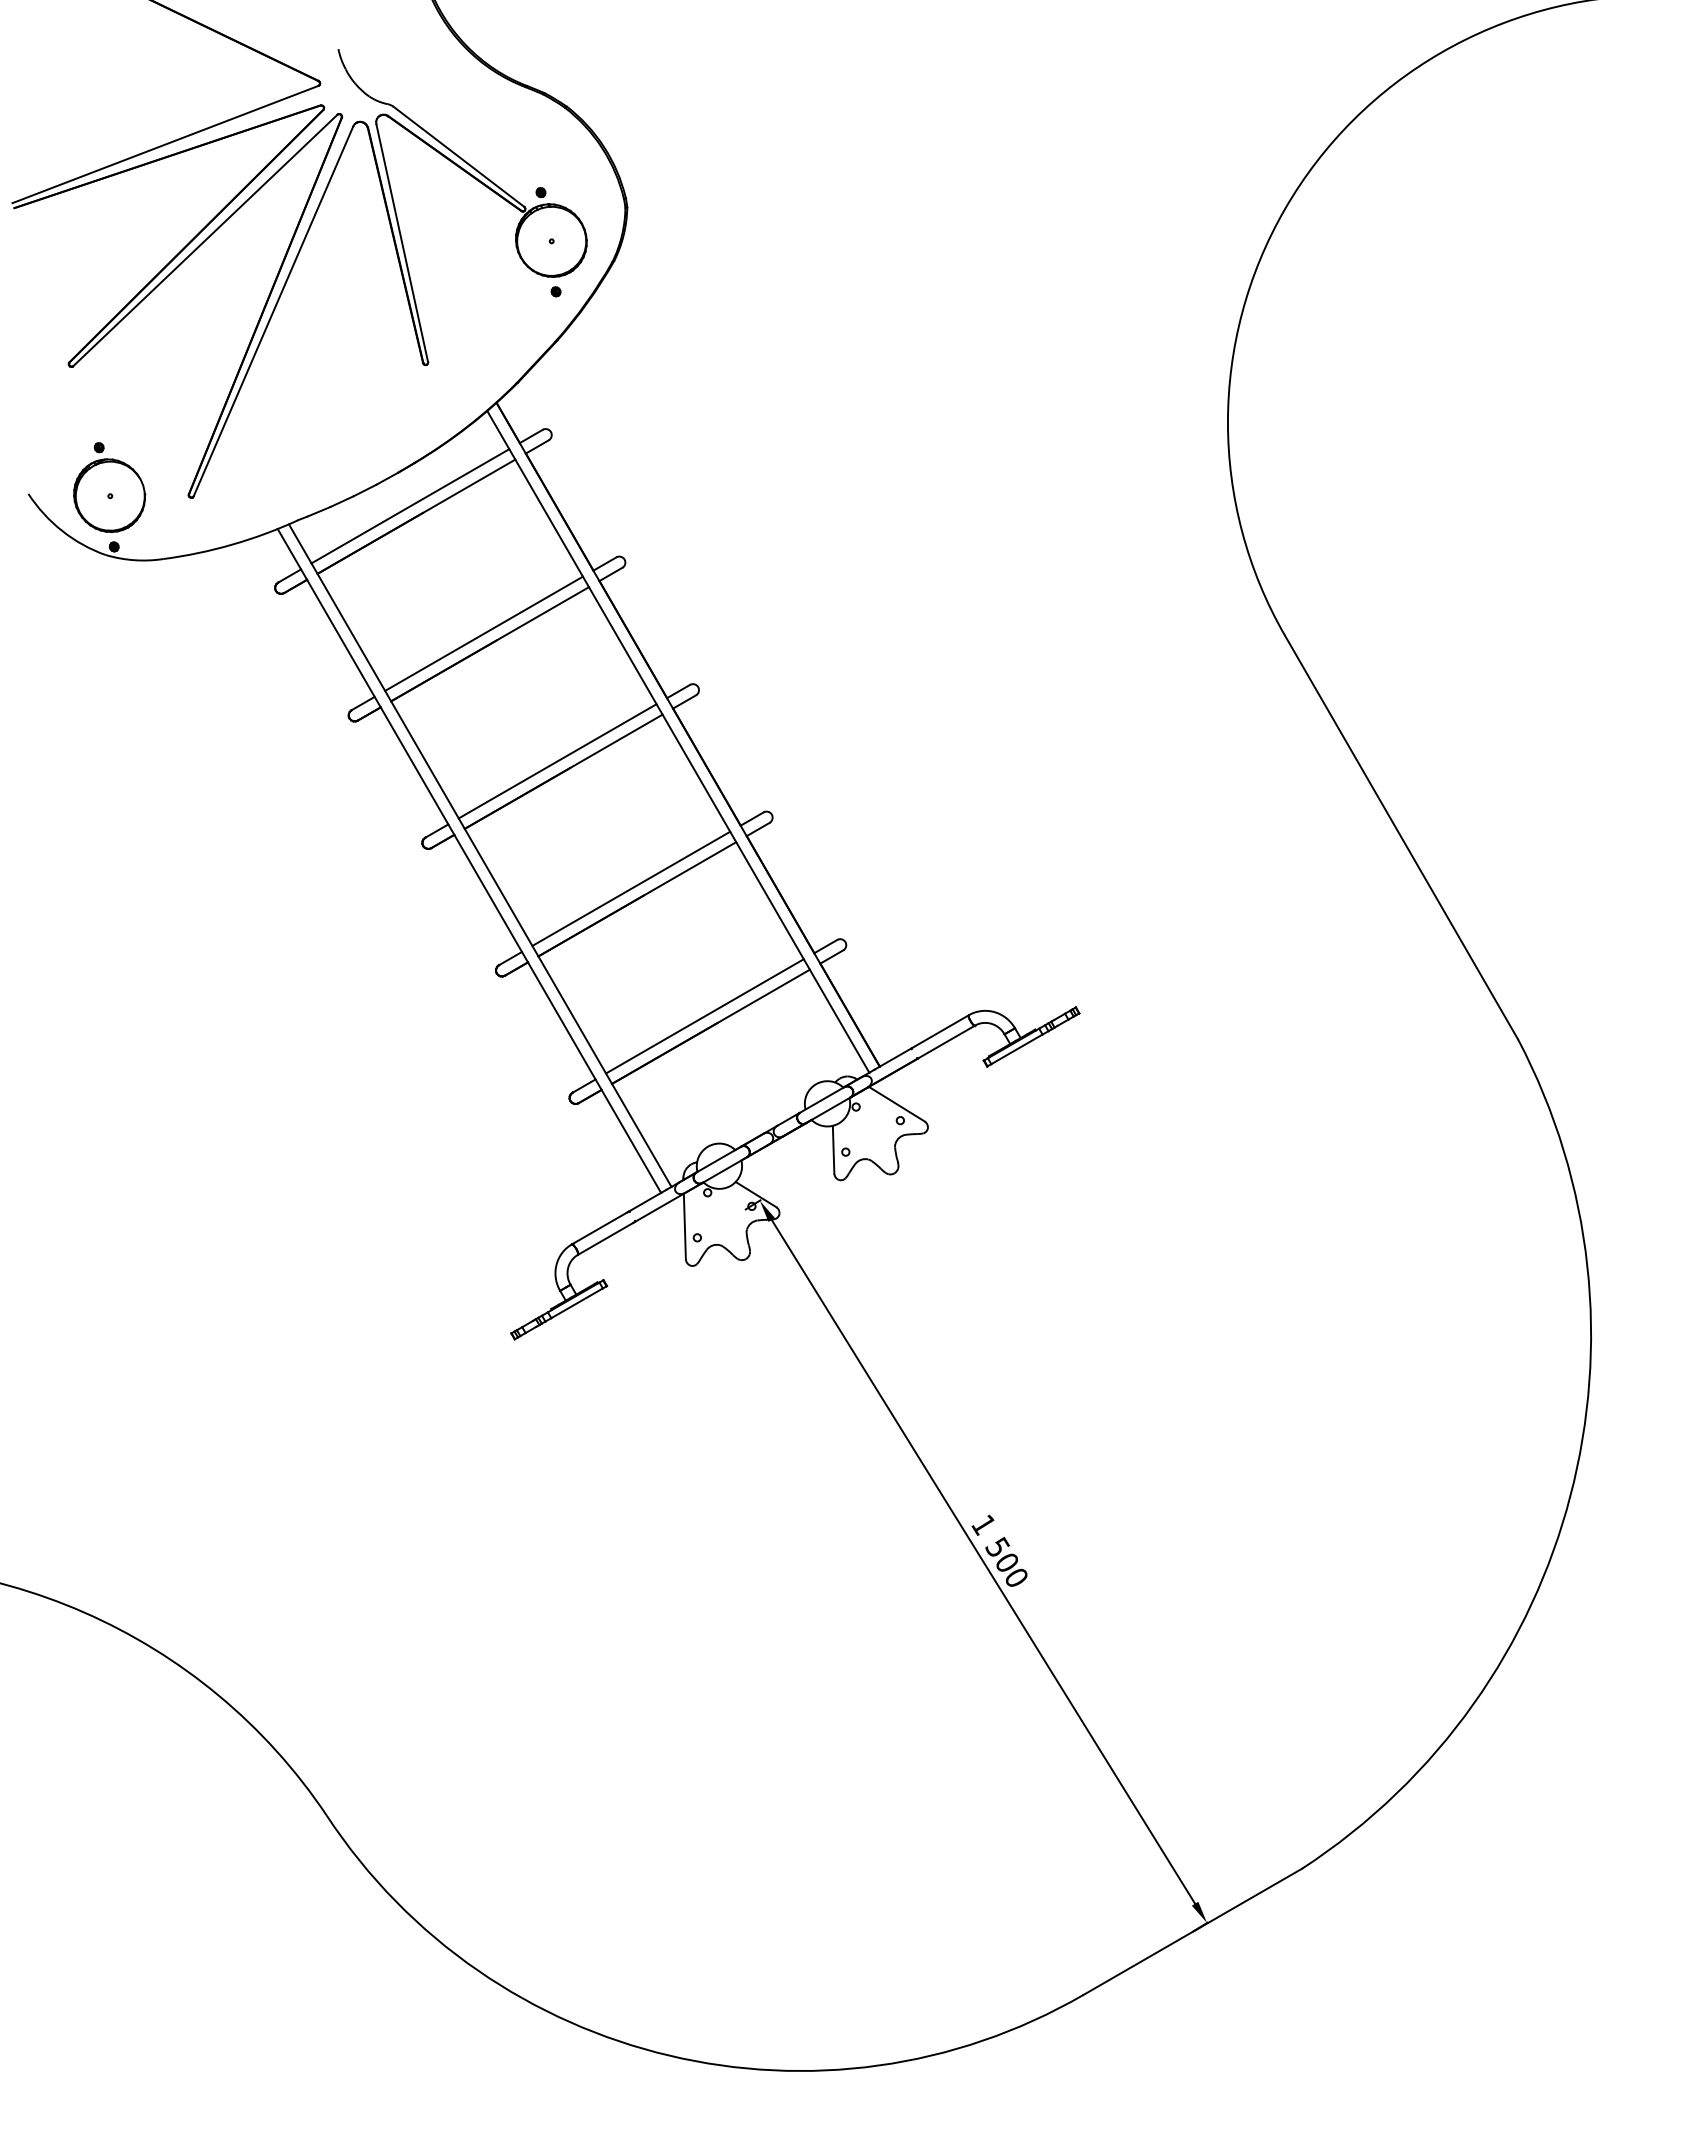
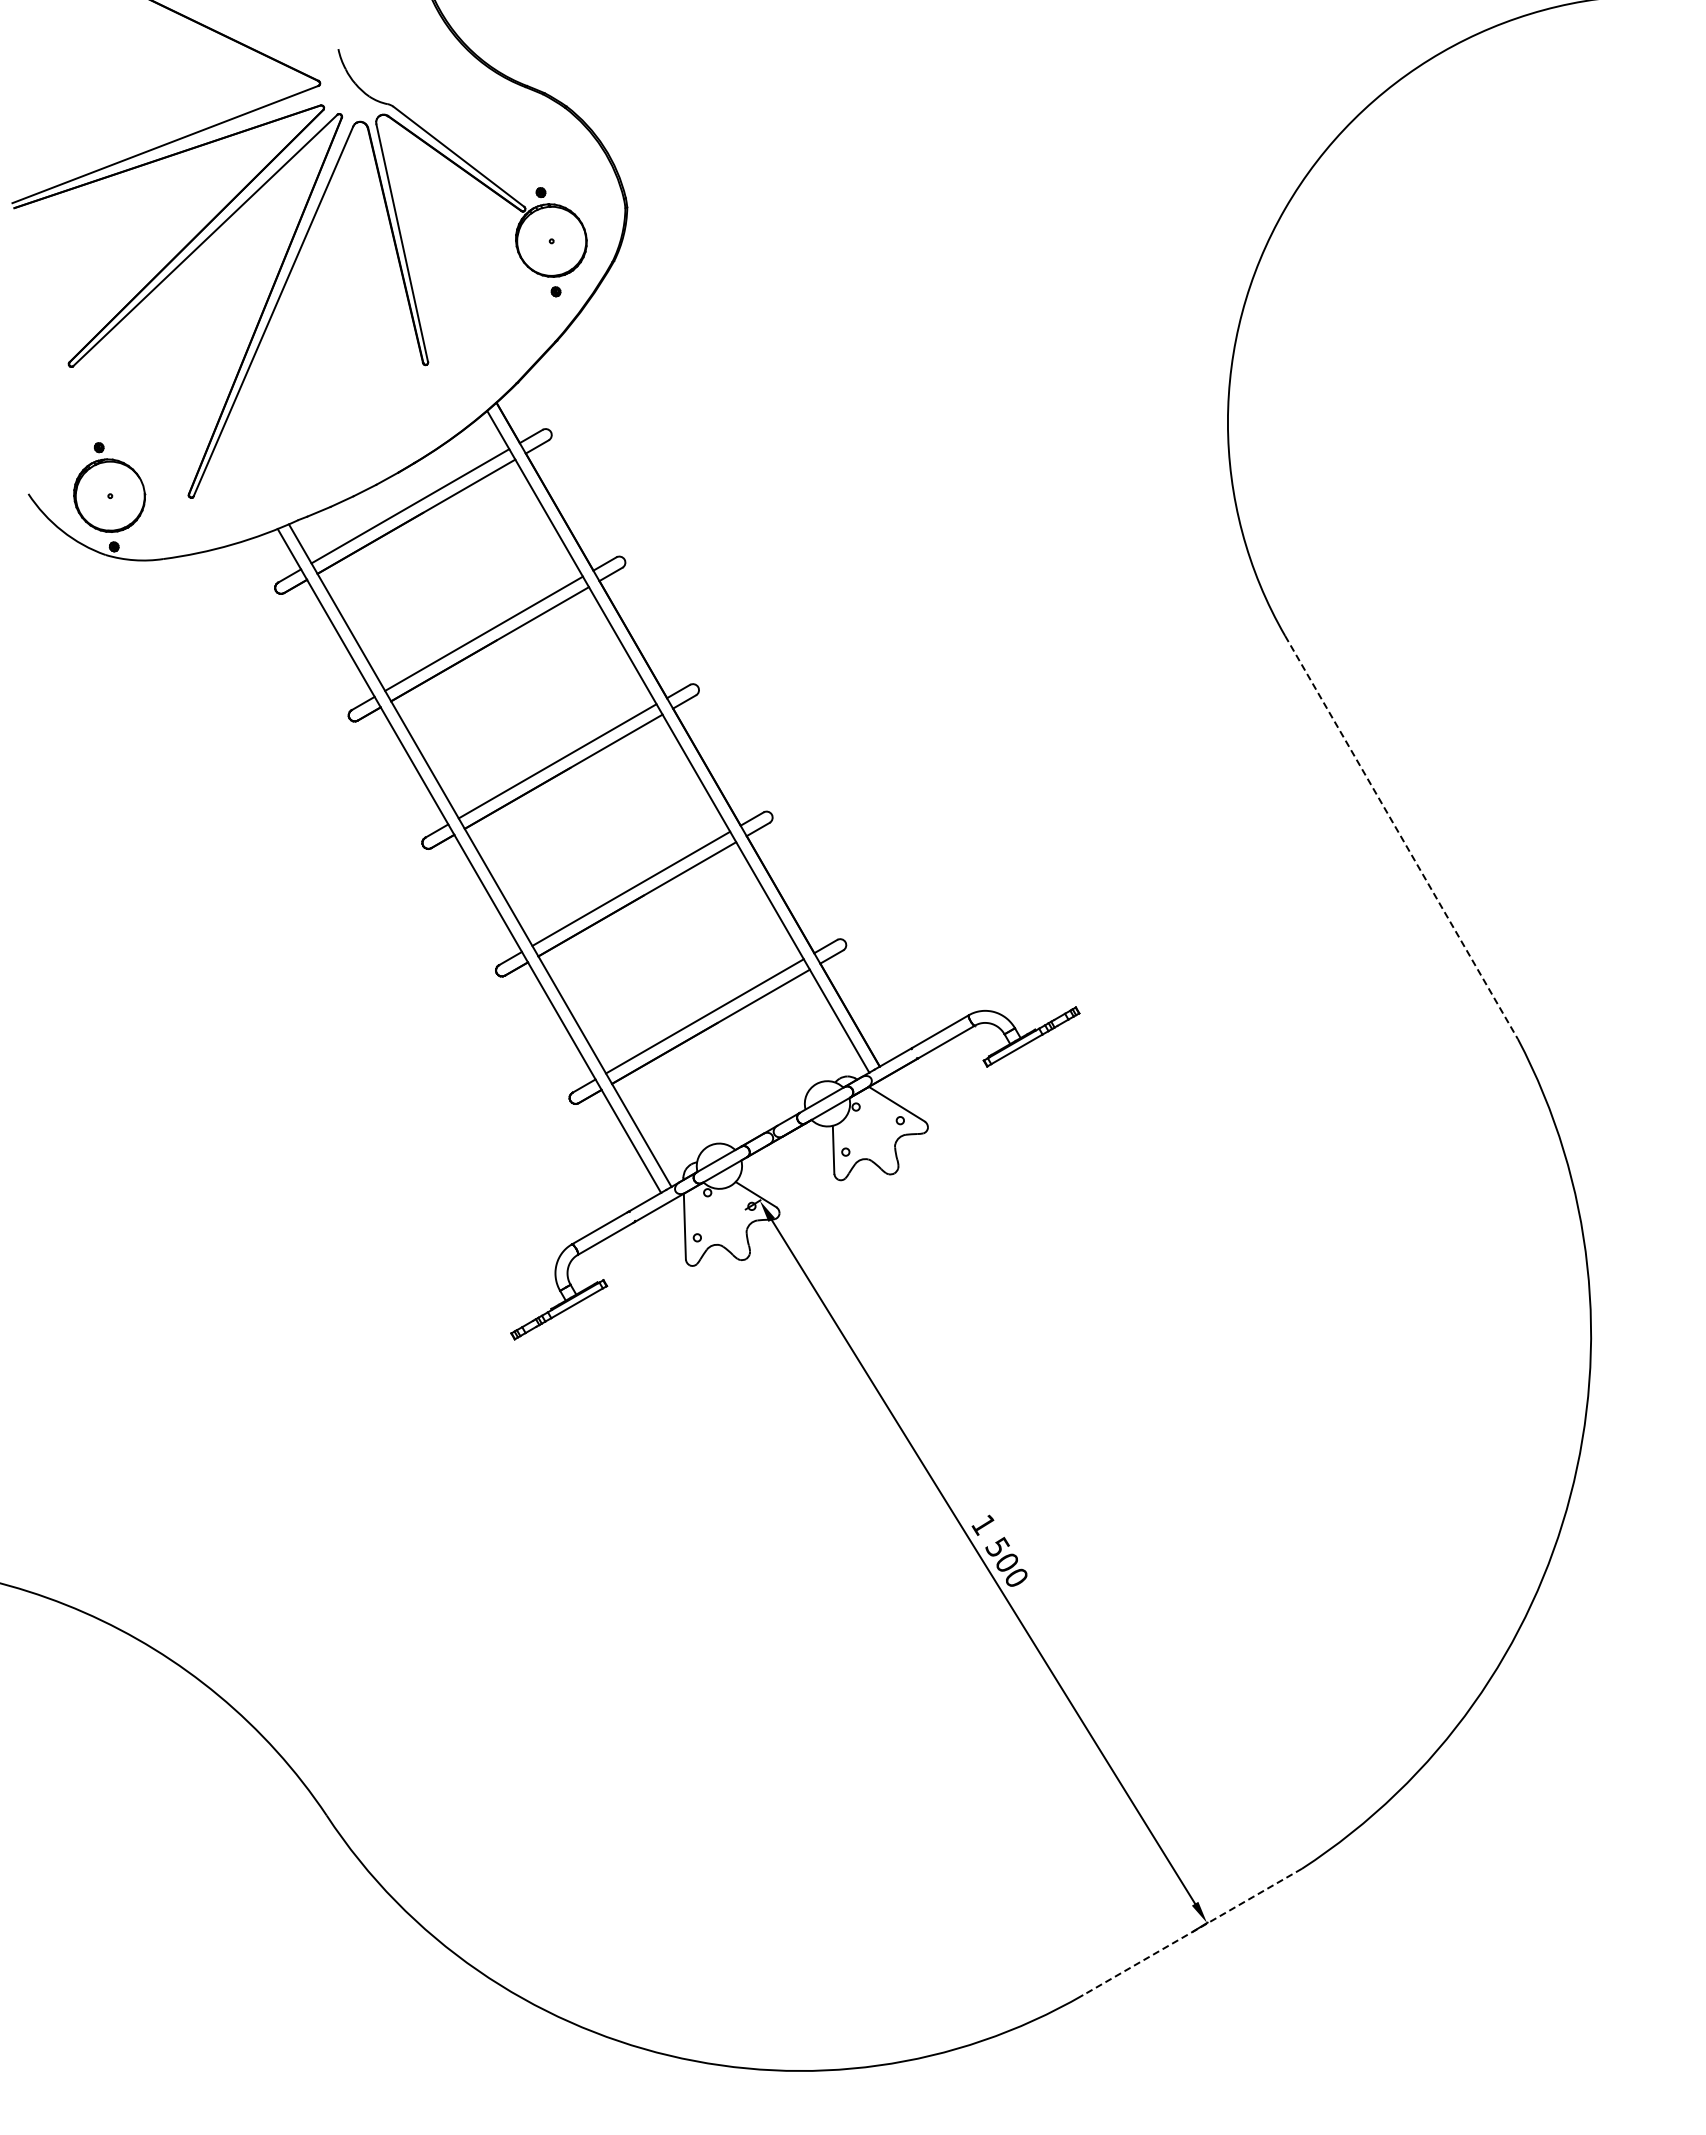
line: solid -> dashed (1401, 837)
line: solid -> dashed (1192, 1932)
